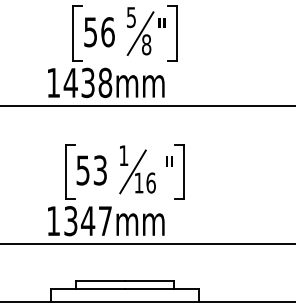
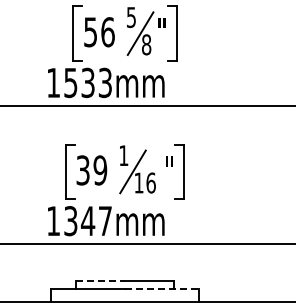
text: 1438mm -> 1533mm (87, 82)
text: 53 -> 39 (92, 170)
line: solid -> dashed (101, 280)
line: solid -> dashed (161, 289)
